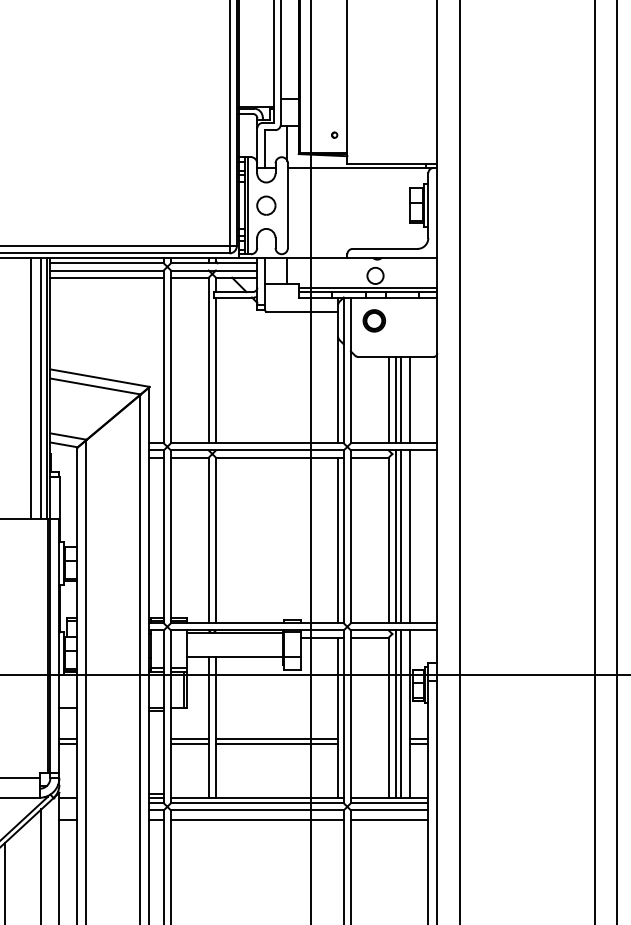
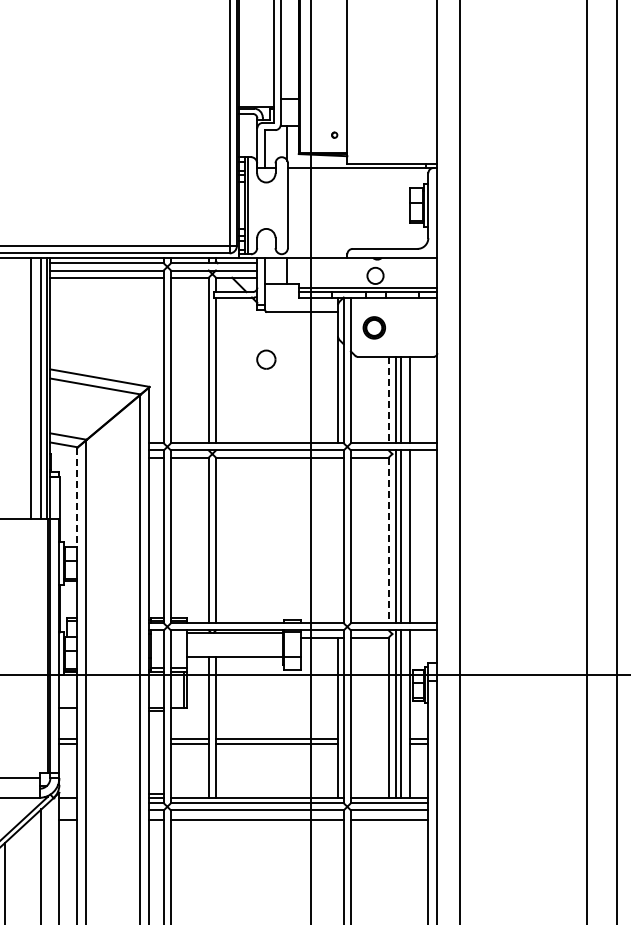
part position: (266, 205) -> (266, 359) (266, 359)
part position: (373, 320) -> (373, 327) (373, 327)
line: solid -> dashed (388, 400)
line position: (594, 461) -> (586, 461) (586, 461)
line: solid -> dashed (77, 497)
line: present -> none (338, 540)
line: solid -> dashed (388, 540)
